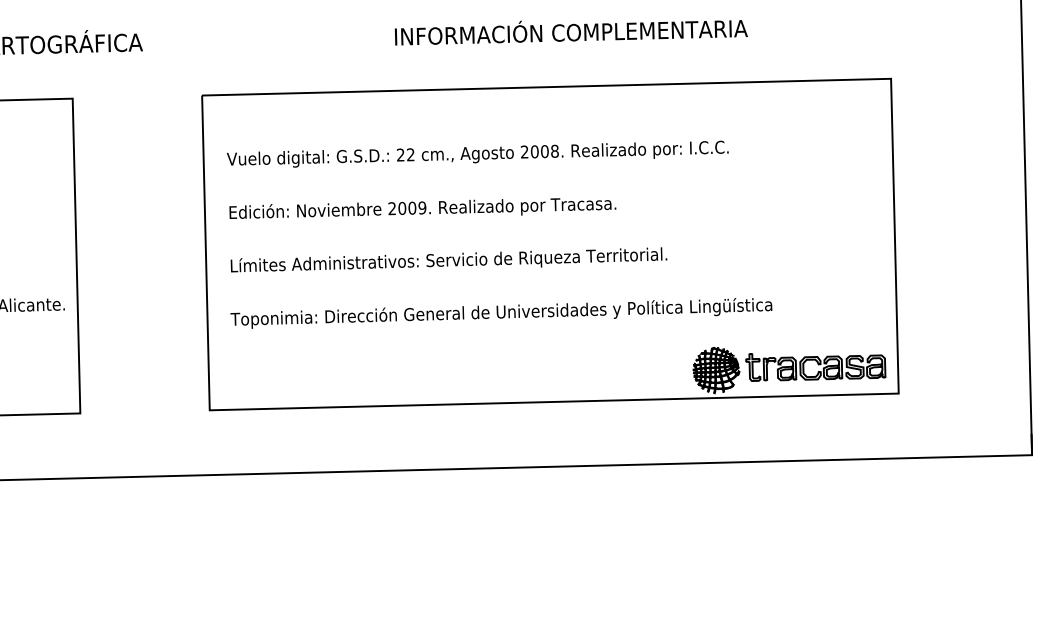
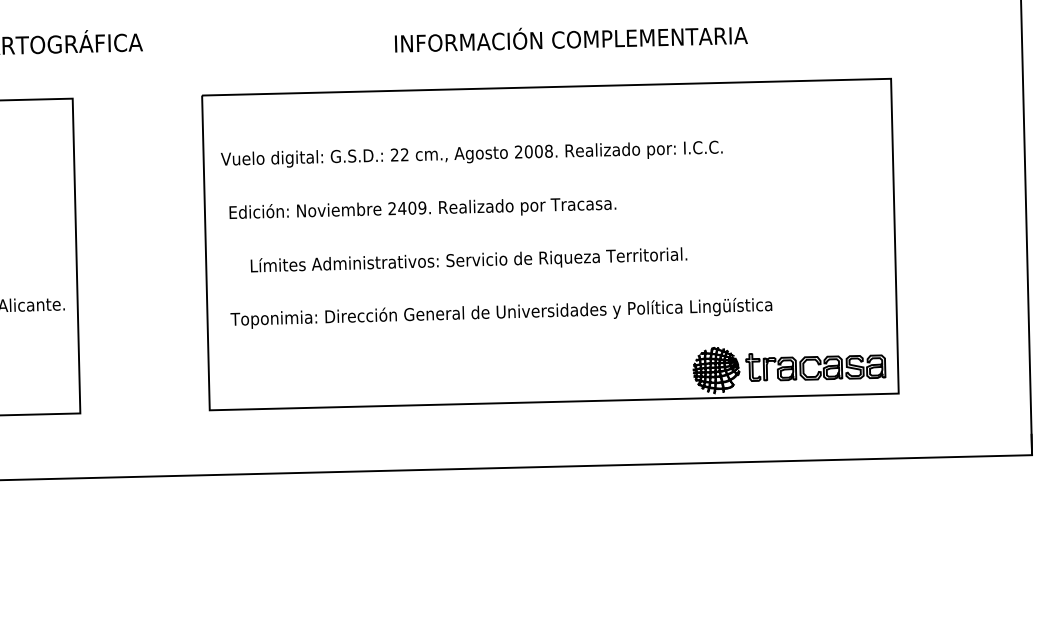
text position: (570, 32) -> (570, 39) (570, 39)
text position: (477, 153) -> (471, 153) (471, 153)
text: 2009. -> 2409. (402, 207)
text position: (448, 259) -> (468, 259) (468, 259)
